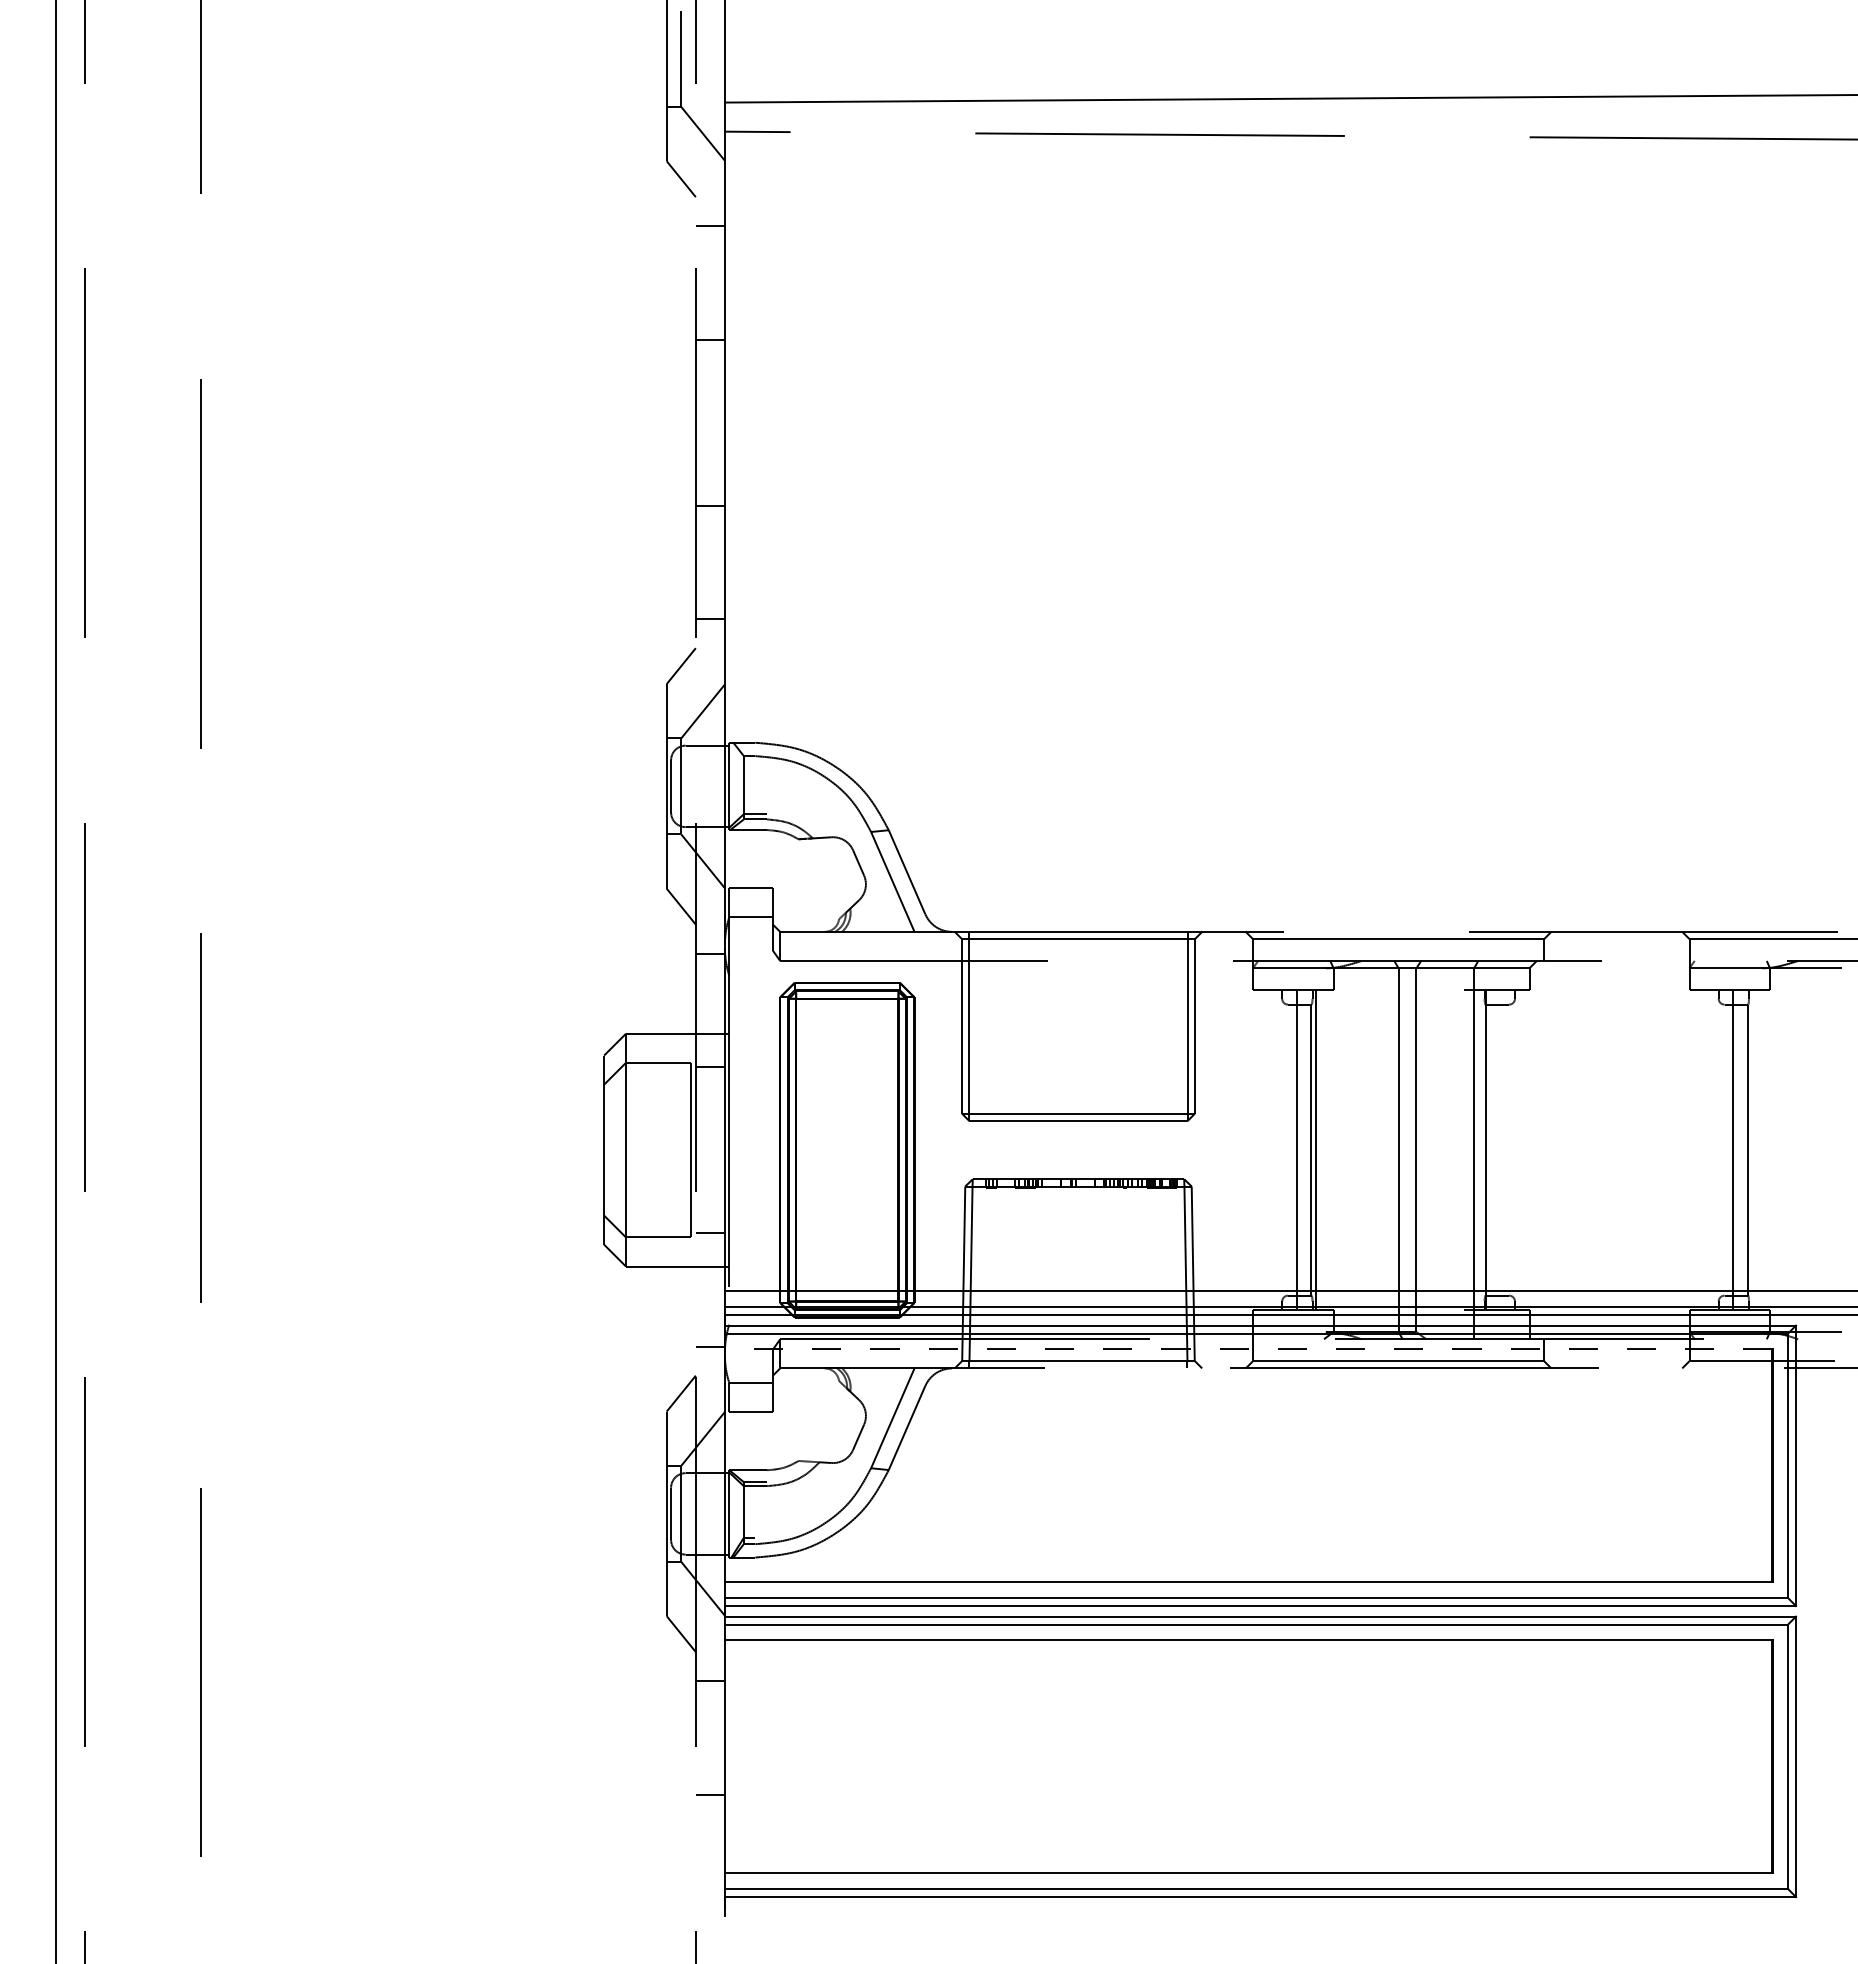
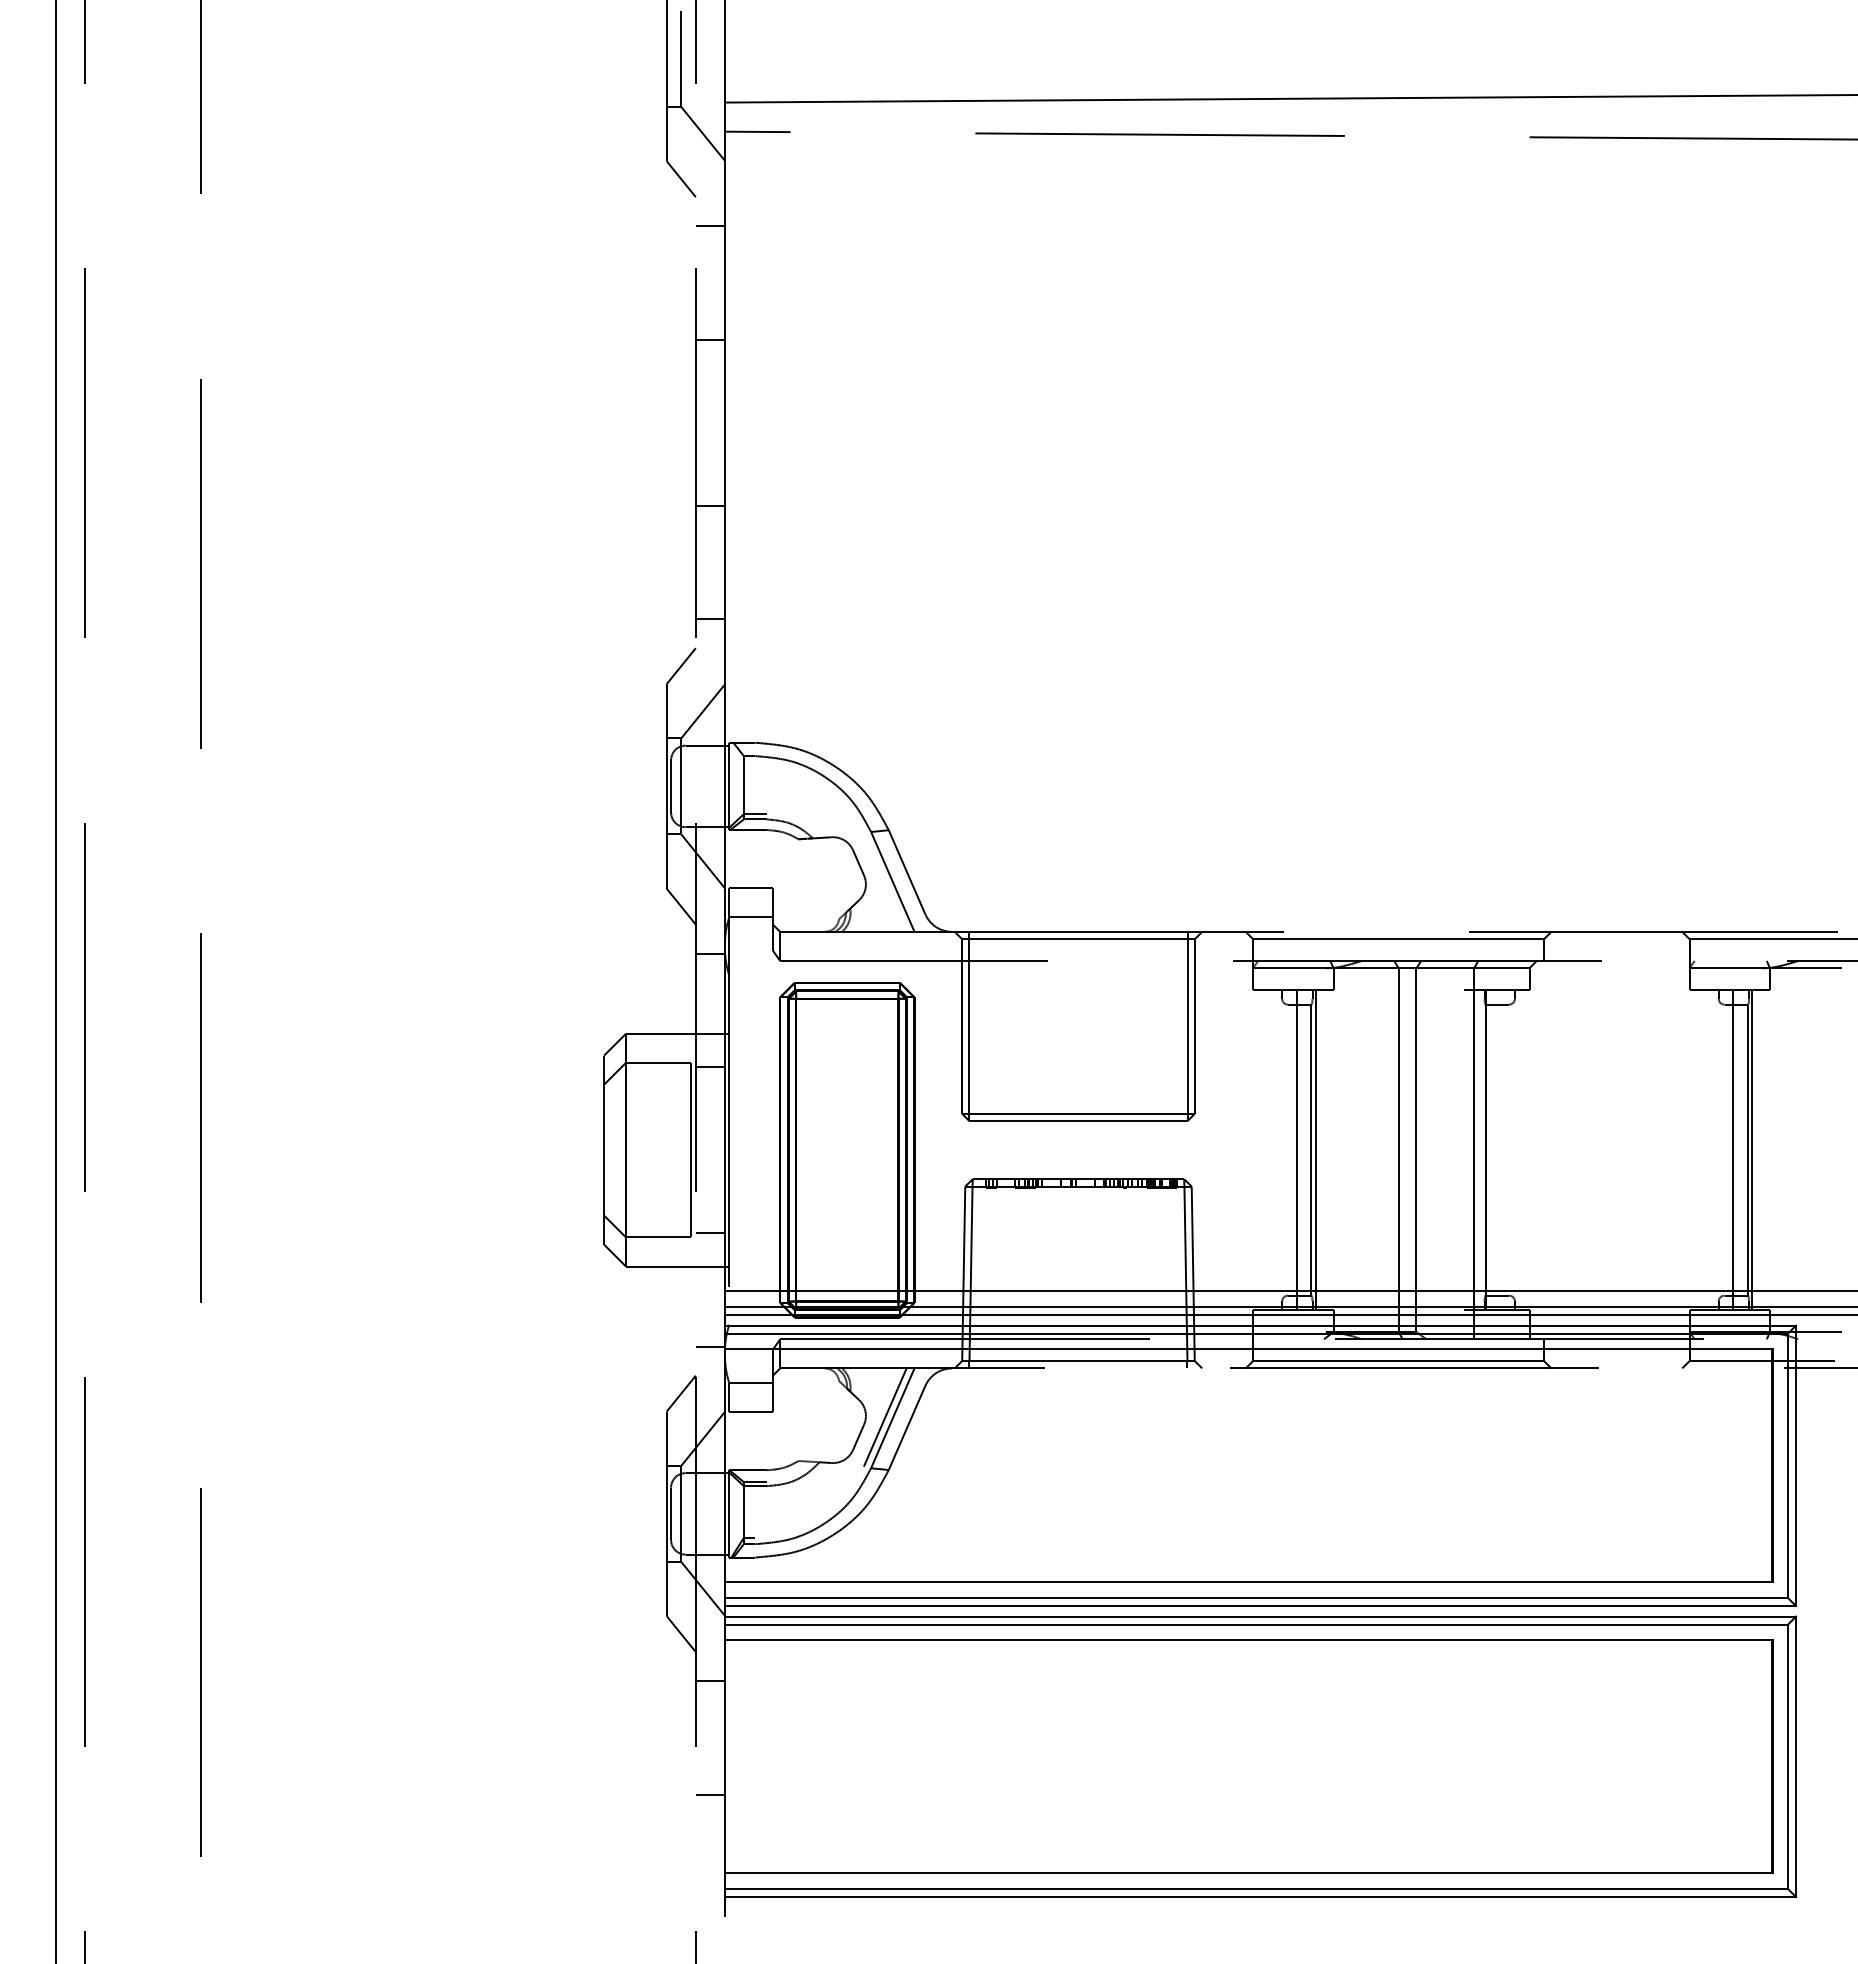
line: none -> present (1752, 1150)
line: dashed -> solid (1248, 1349)
line: none -> present (884, 1417)
